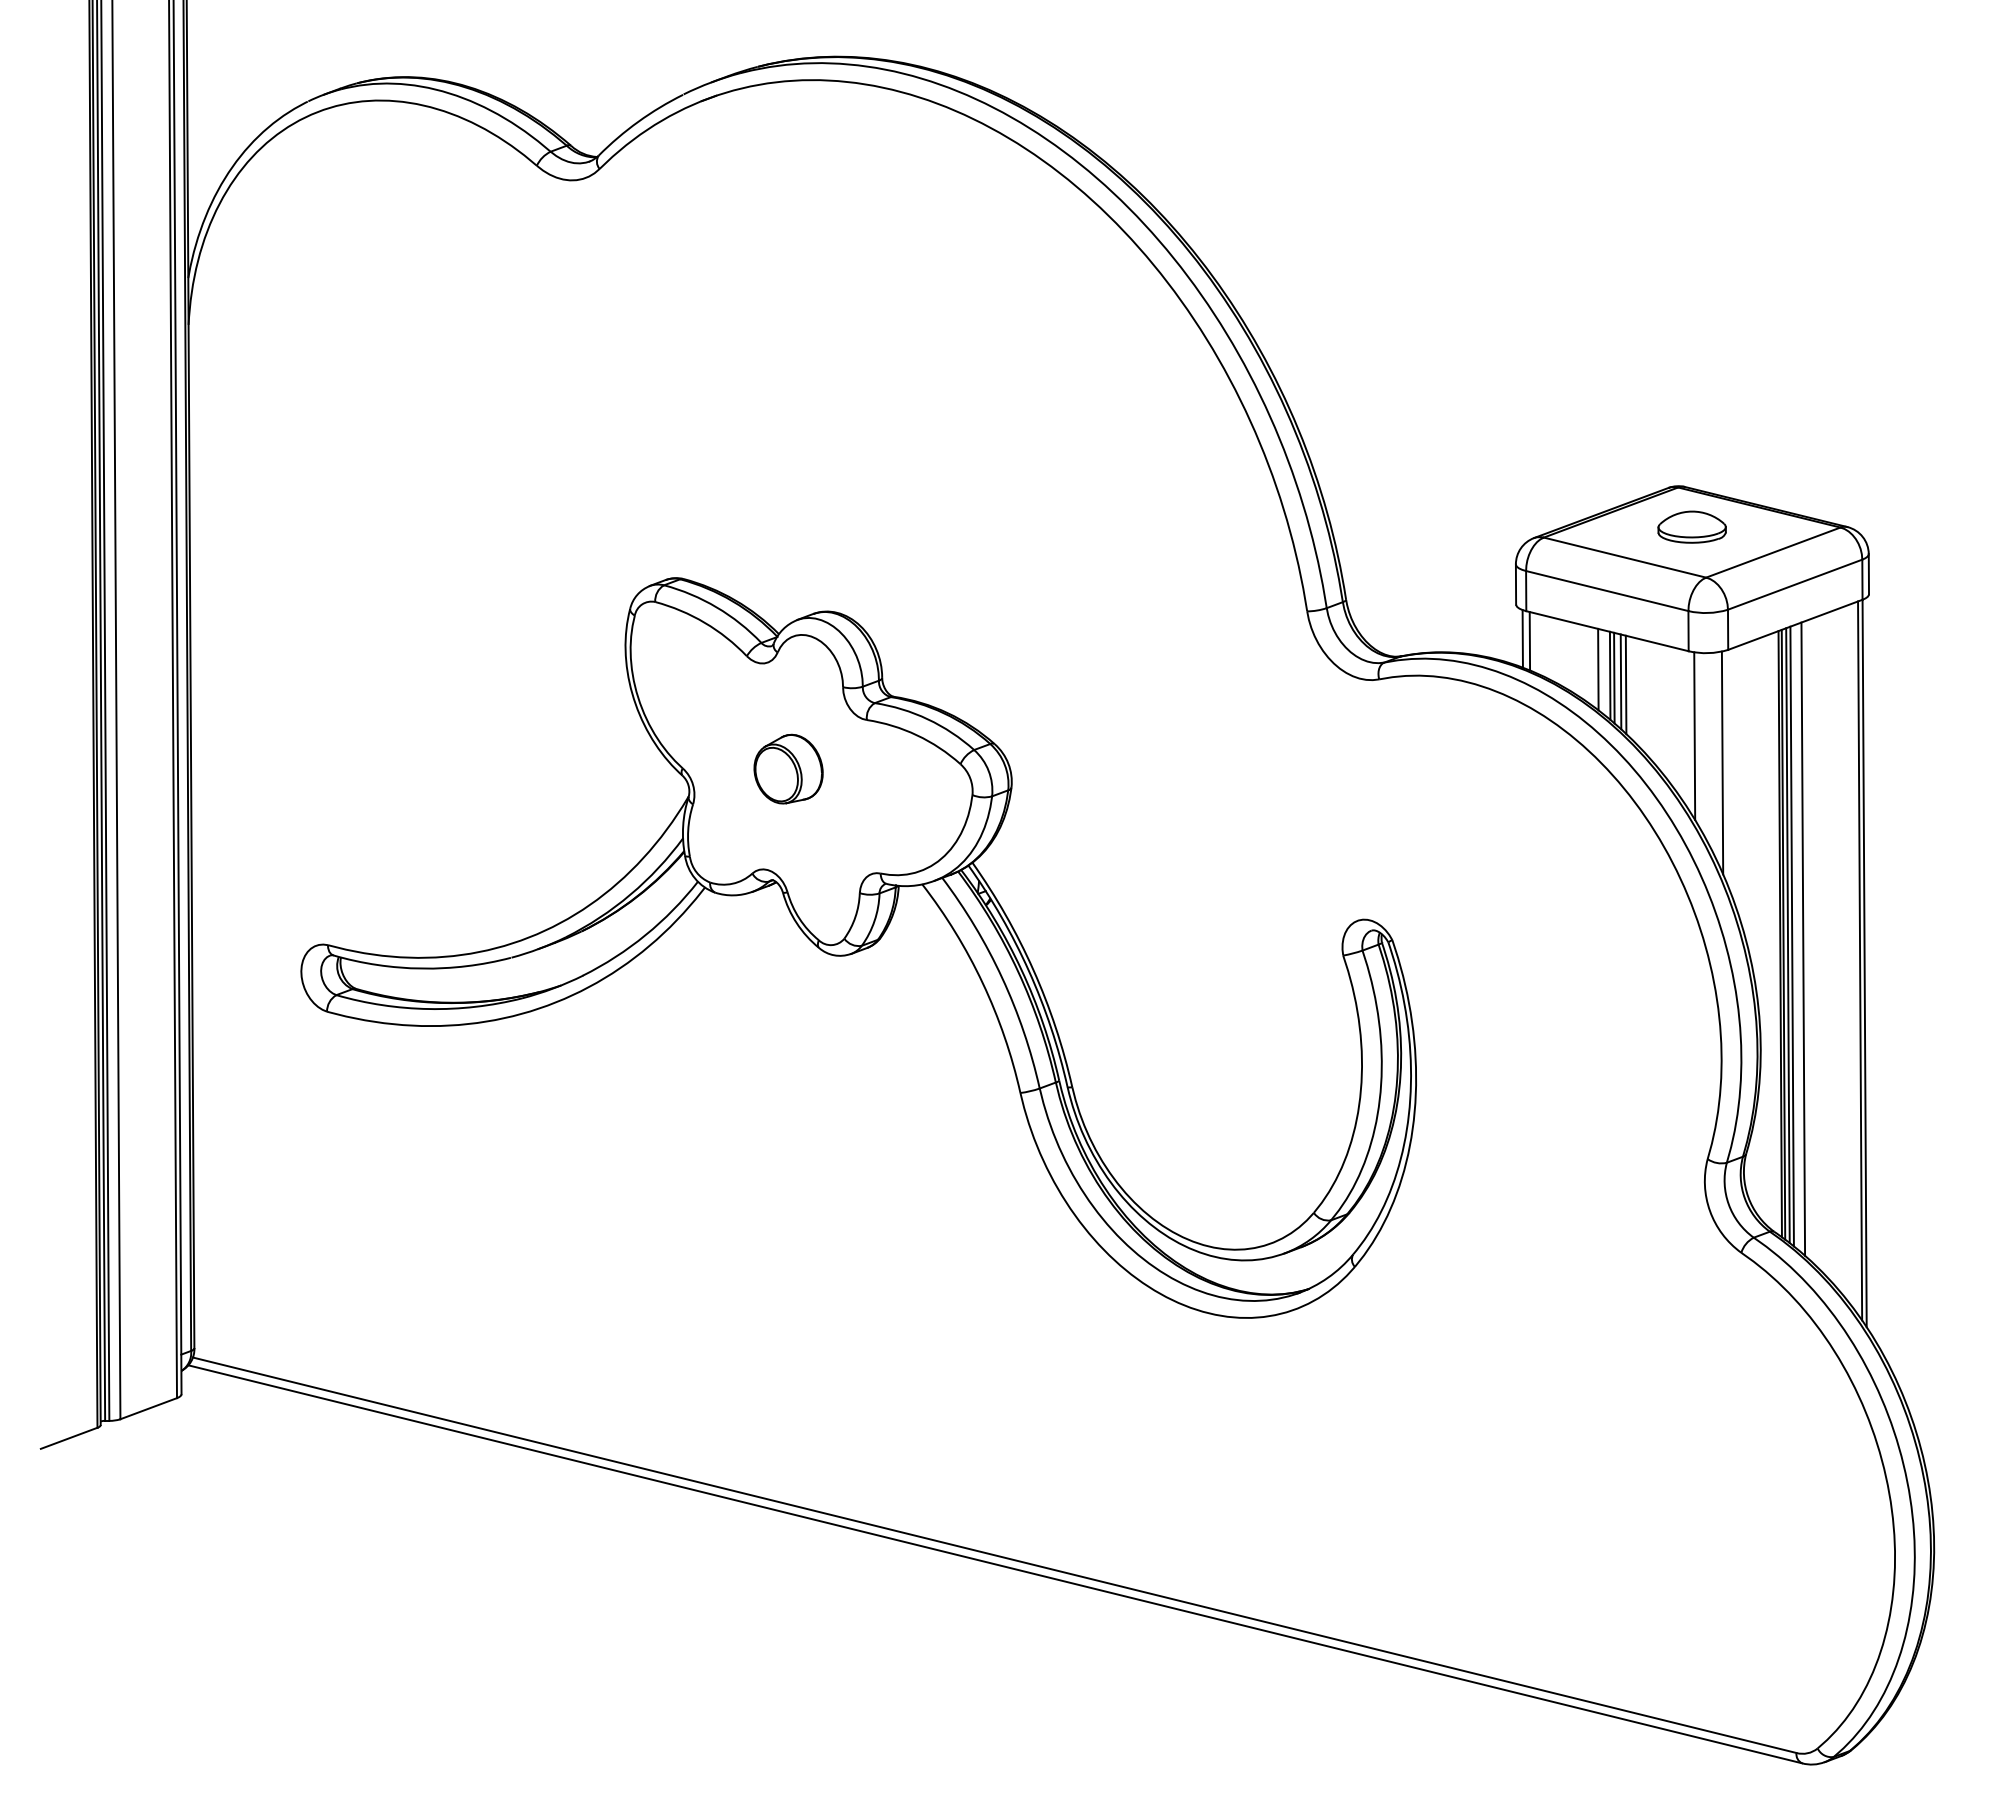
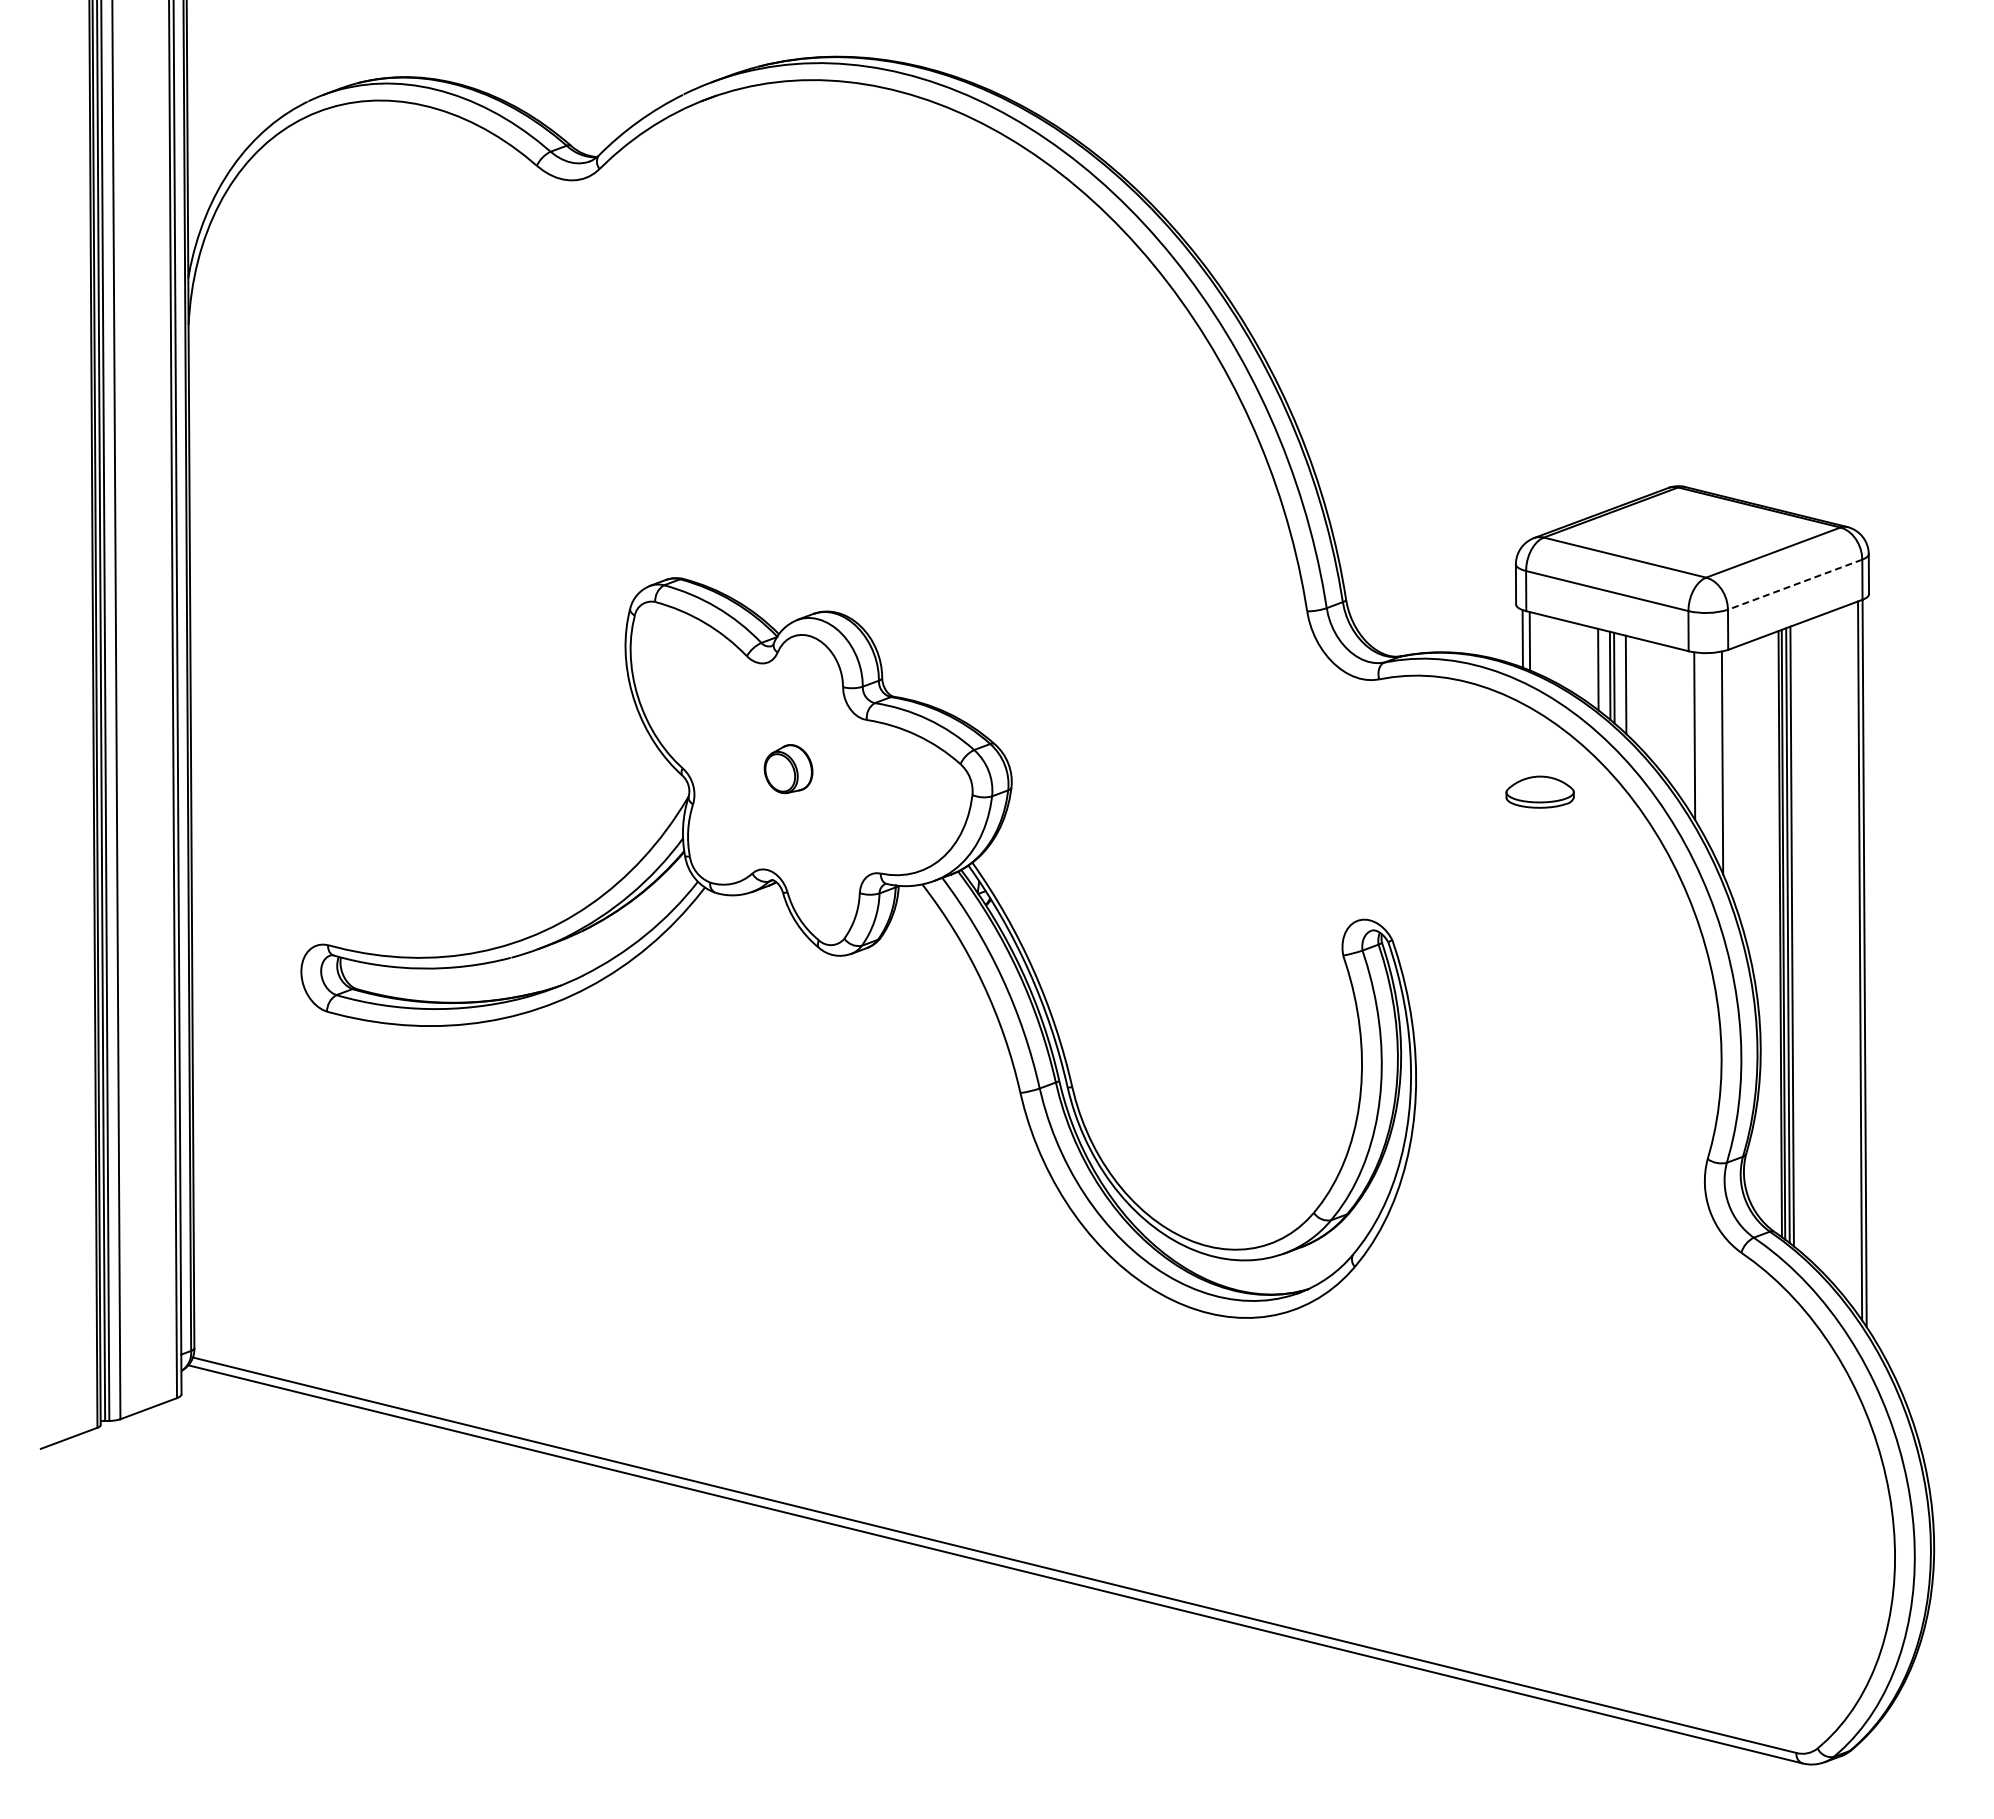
part position: (1691, 526) -> (1539, 791) (1539, 791)
line: solid -> dashed (1795, 584)
line: present -> none (1620, 681)
part size: 71x72 px -> 51x51 px (788, 769)
line: present -> none (1803, 938)
